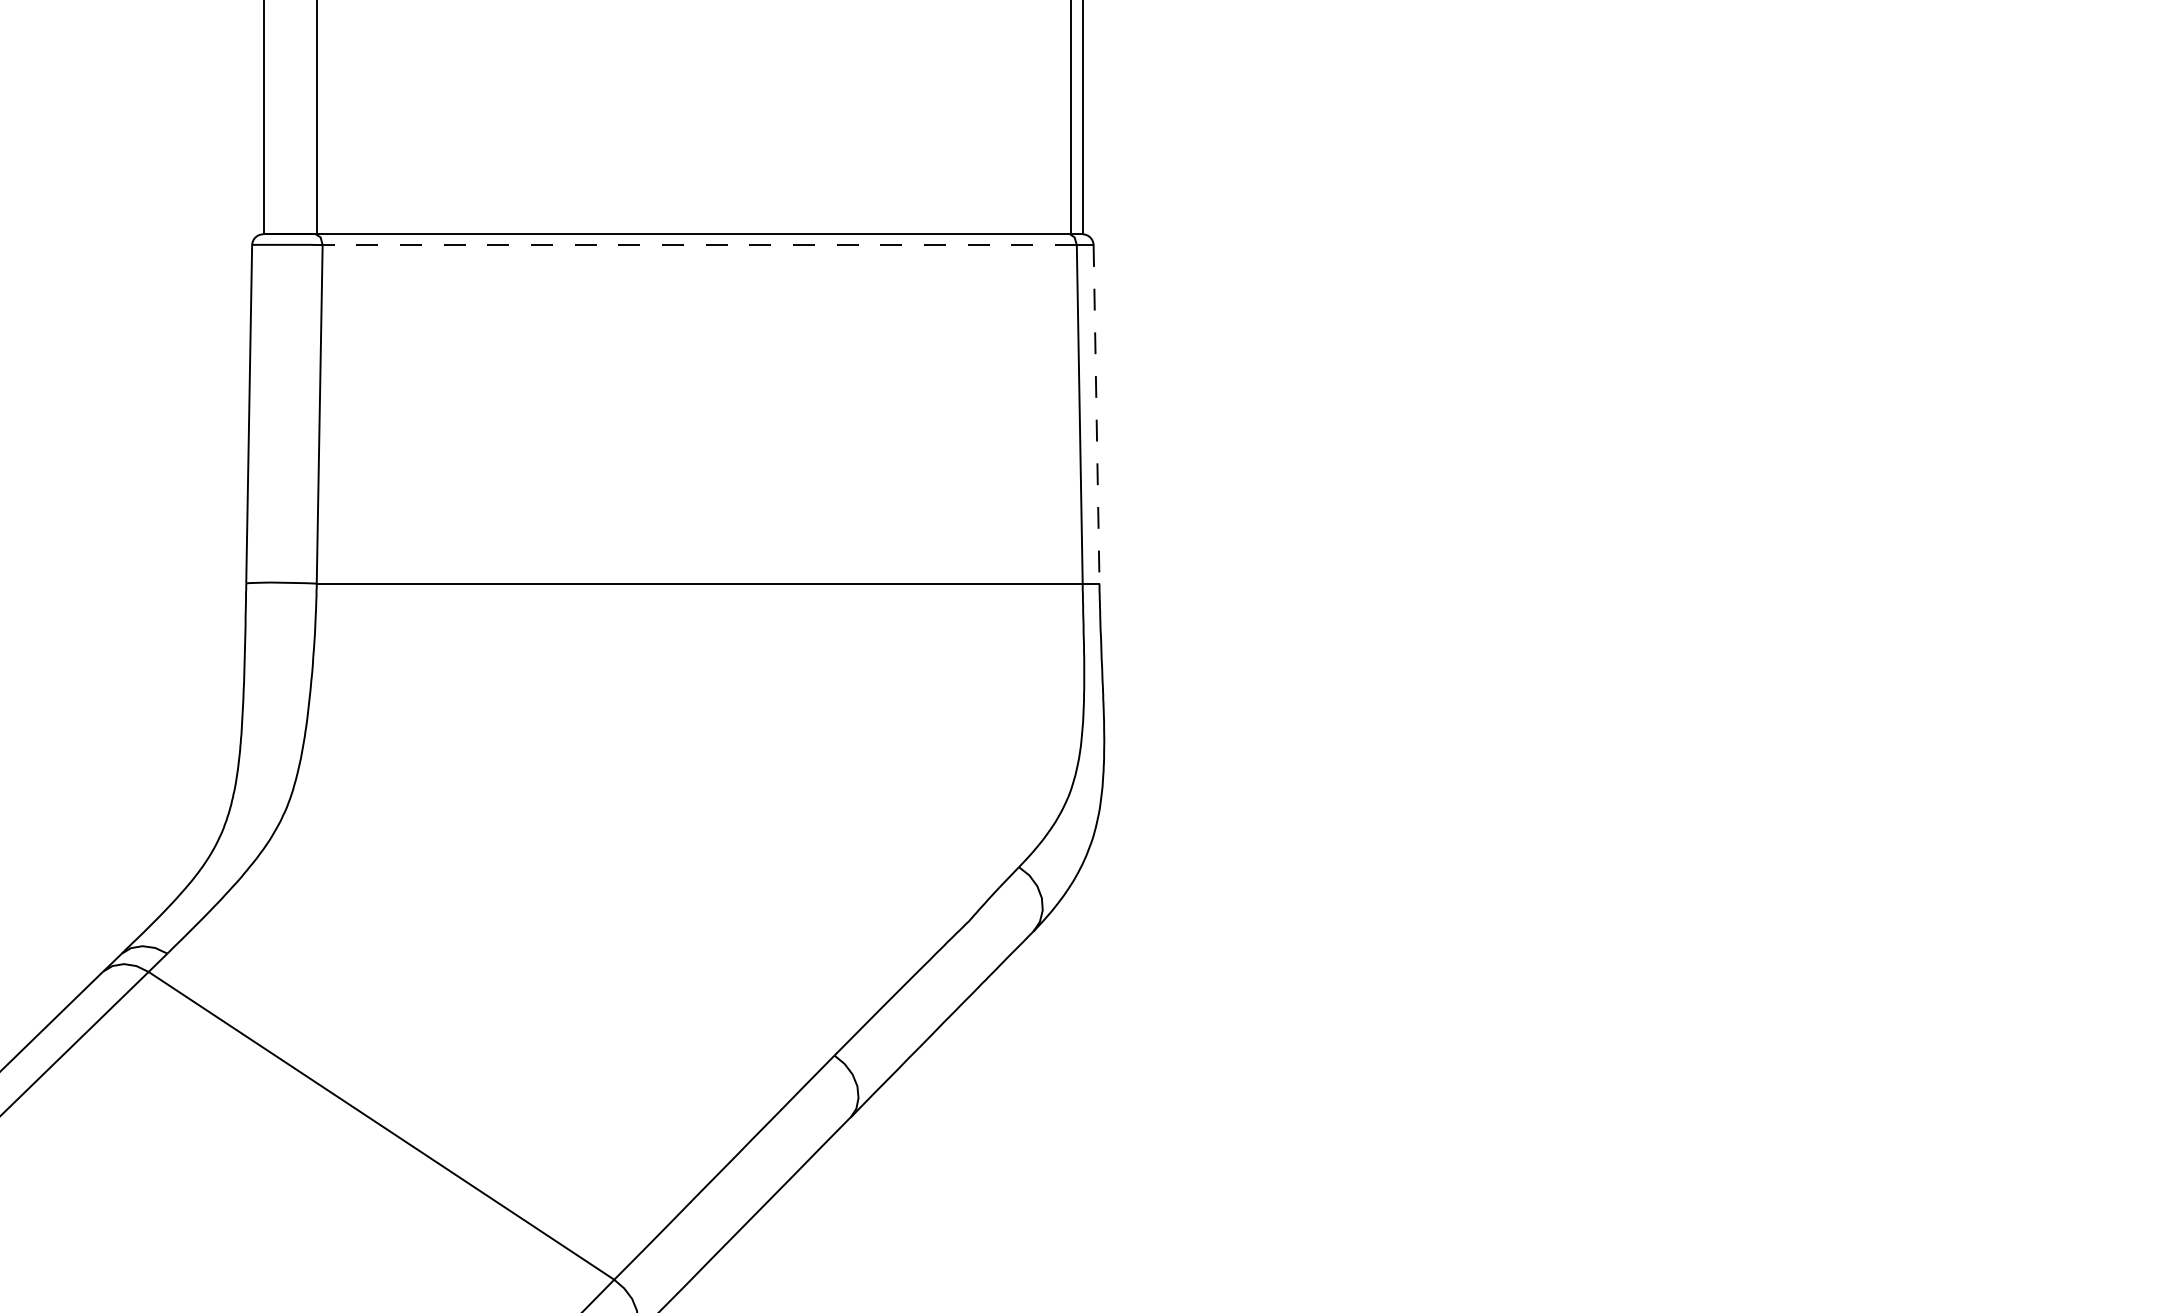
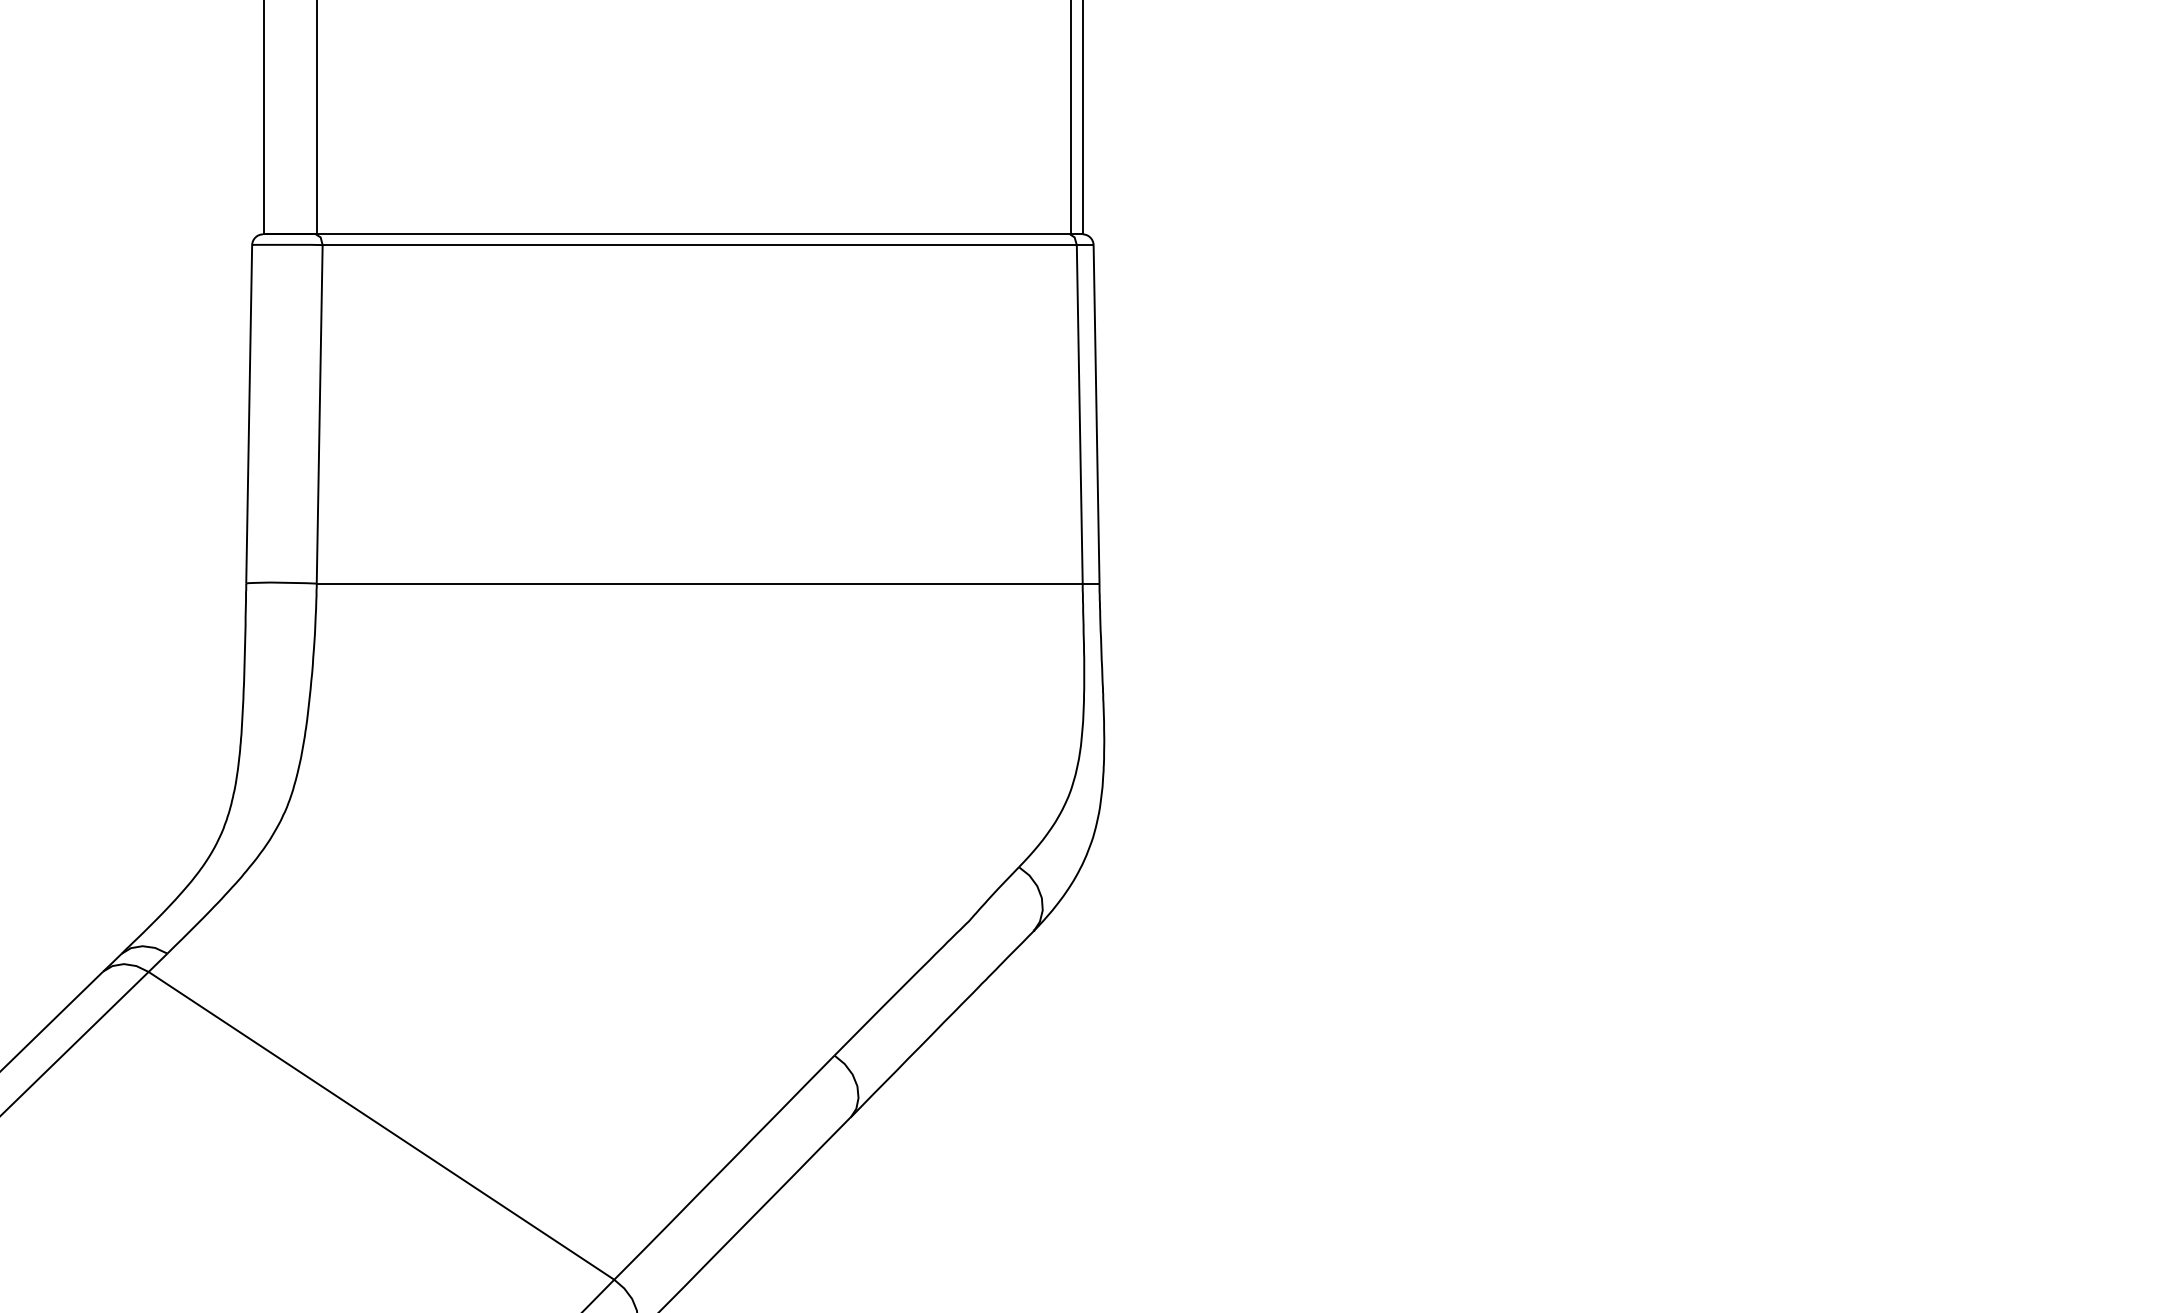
line: dashed -> solid (699, 245)
line: dashed -> solid (1096, 414)
